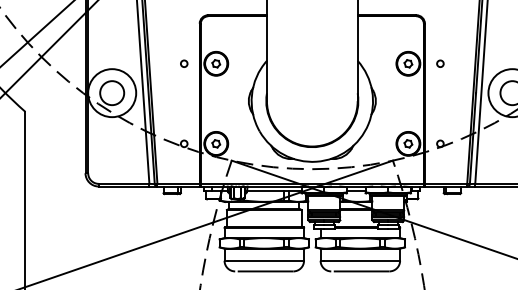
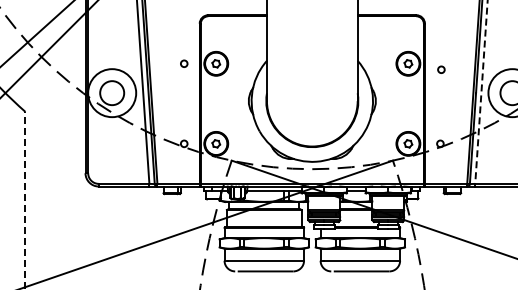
circle position: (440, 63) -> (441, 69) (441, 69)
line: solid -> dashed (481, 92)
line: solid -> dashed (25, 200)
